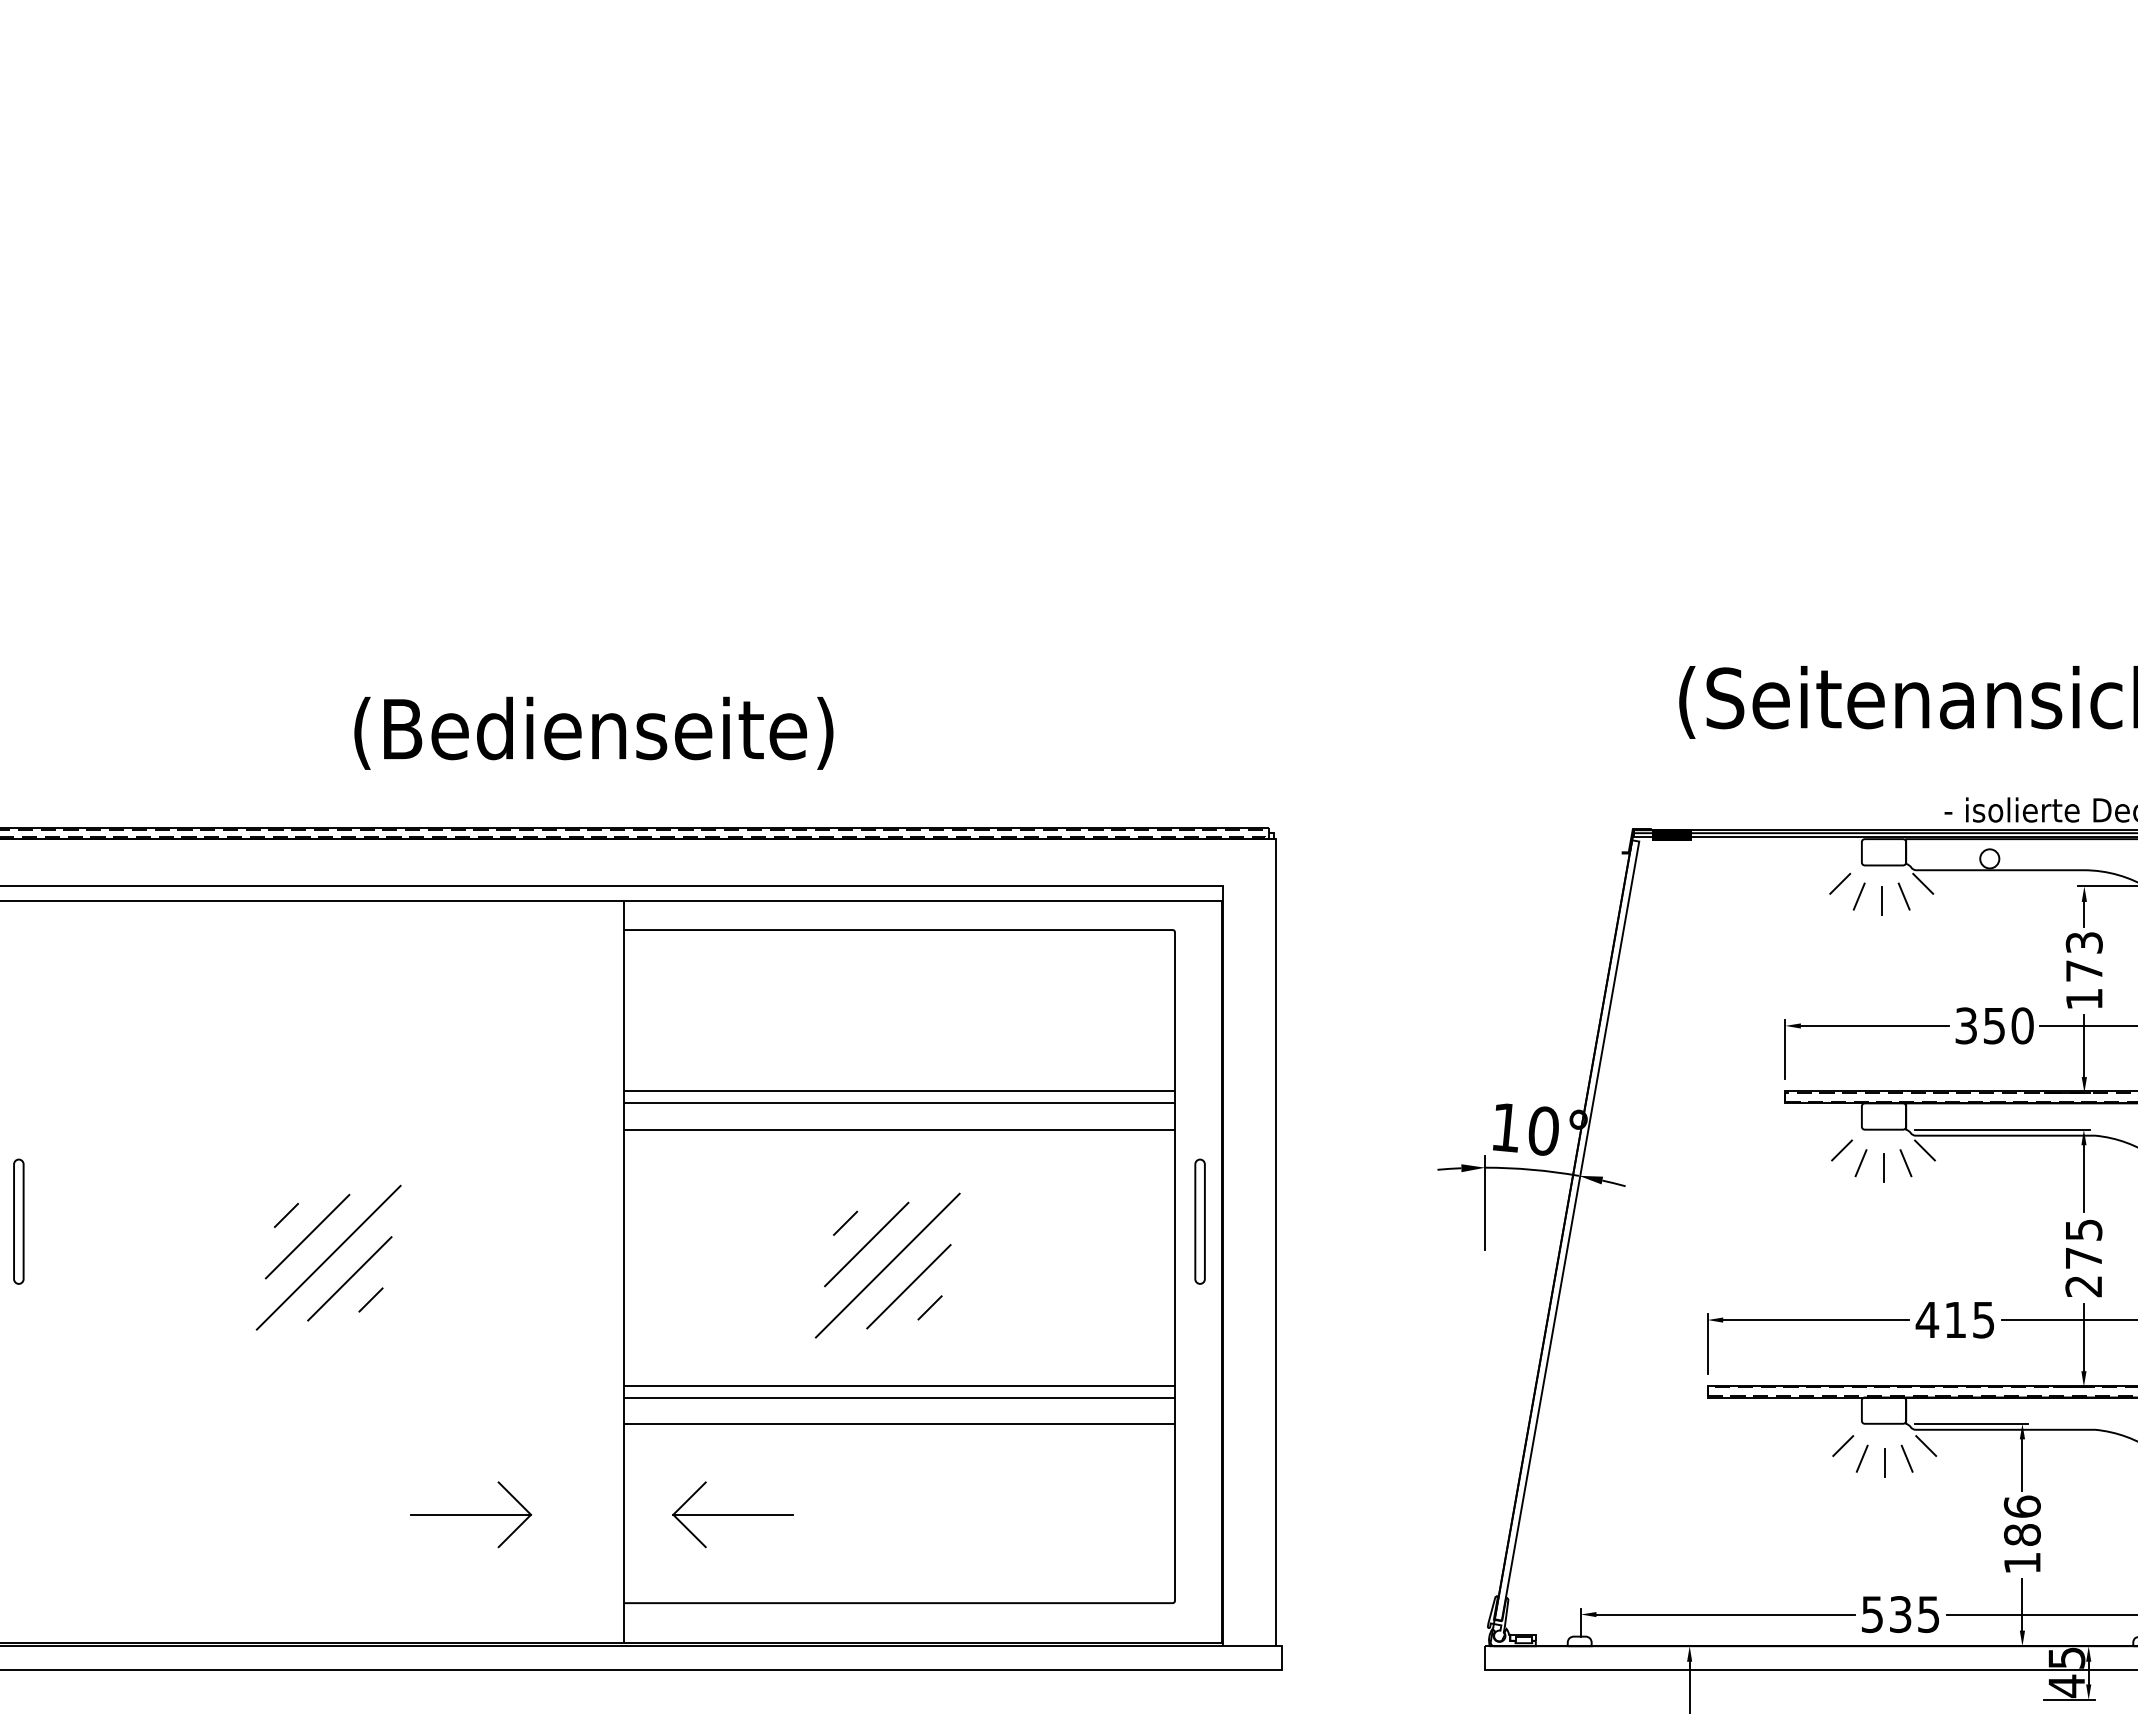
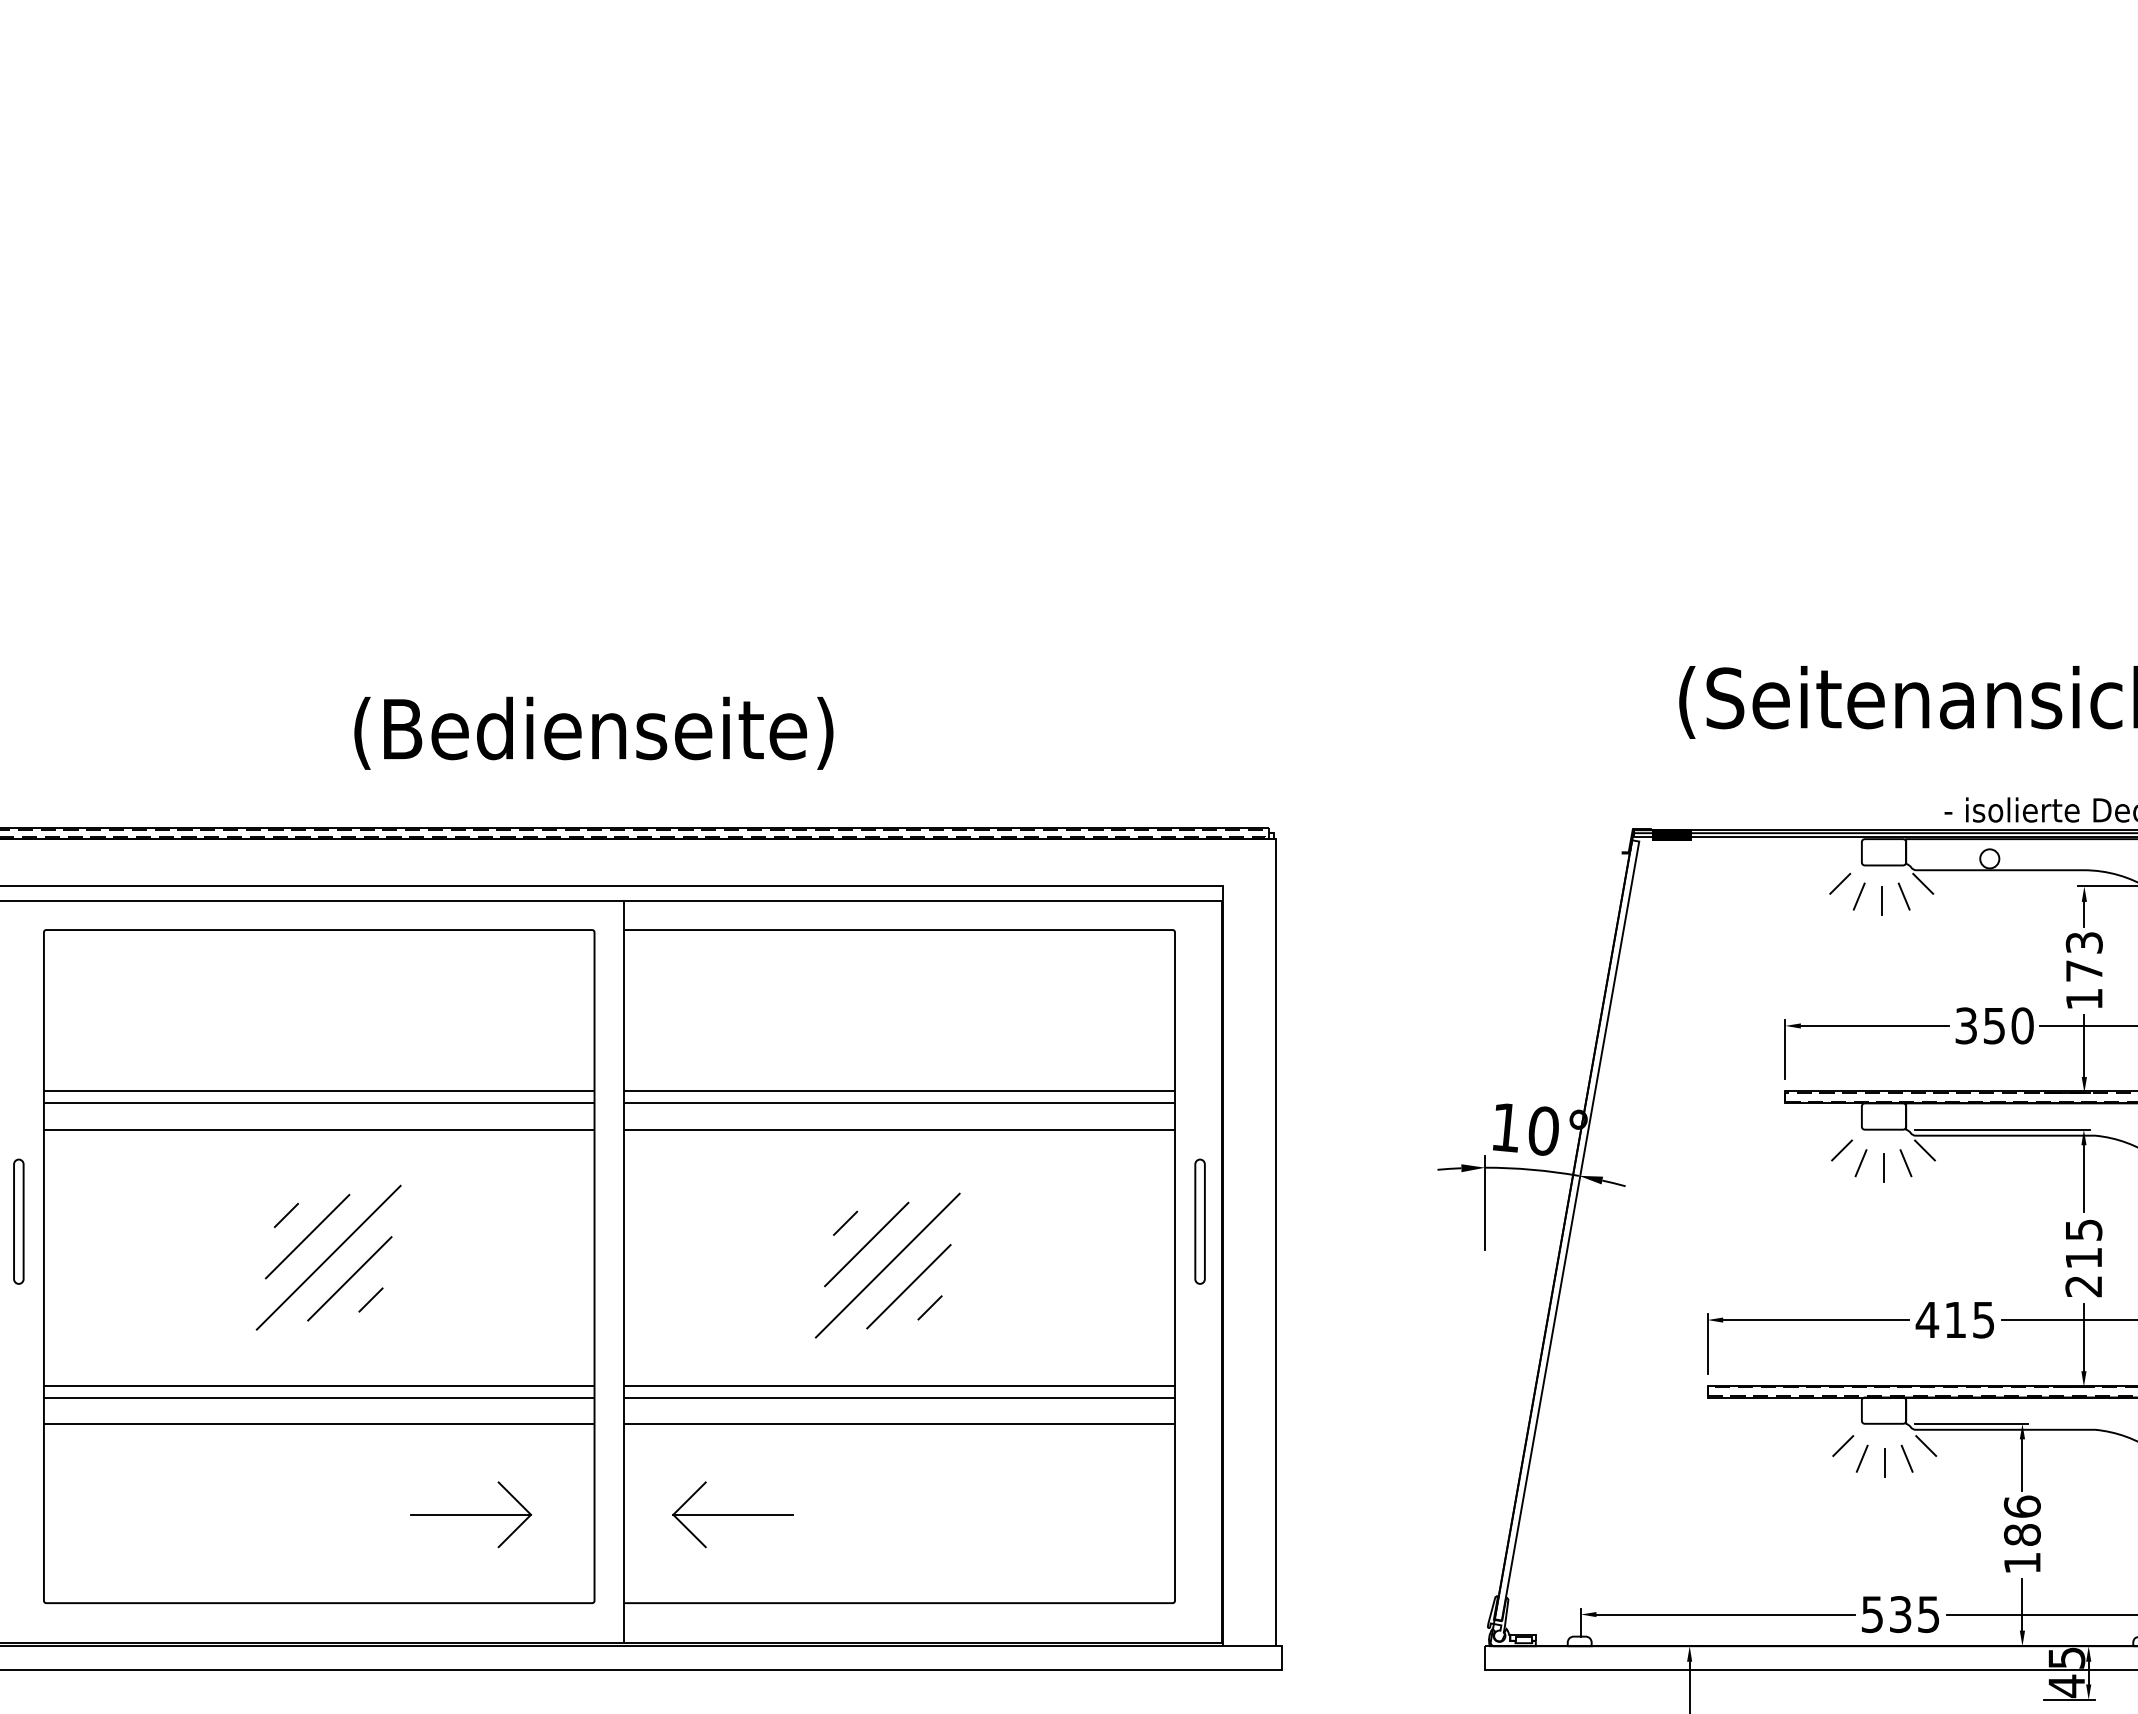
text: 275 -> 215 (2083, 1258)
part: none -> present (319, 1266)
